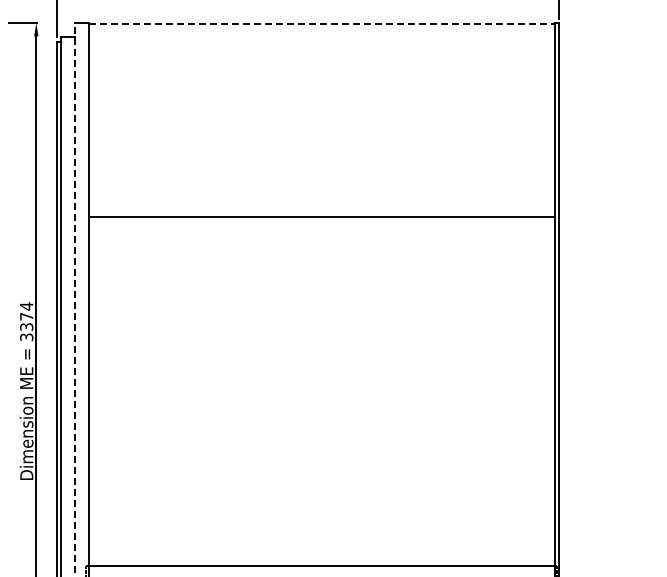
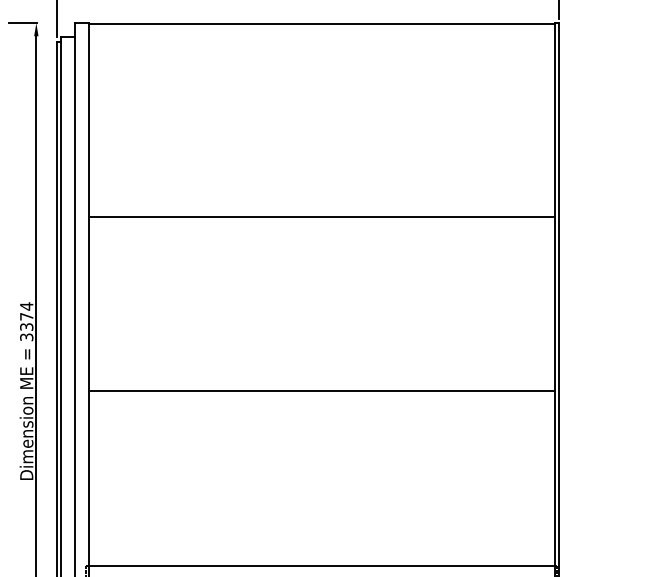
line: dashed -> solid (322, 23)
line: dashed -> solid (75, 299)
line: none -> present (321, 391)
